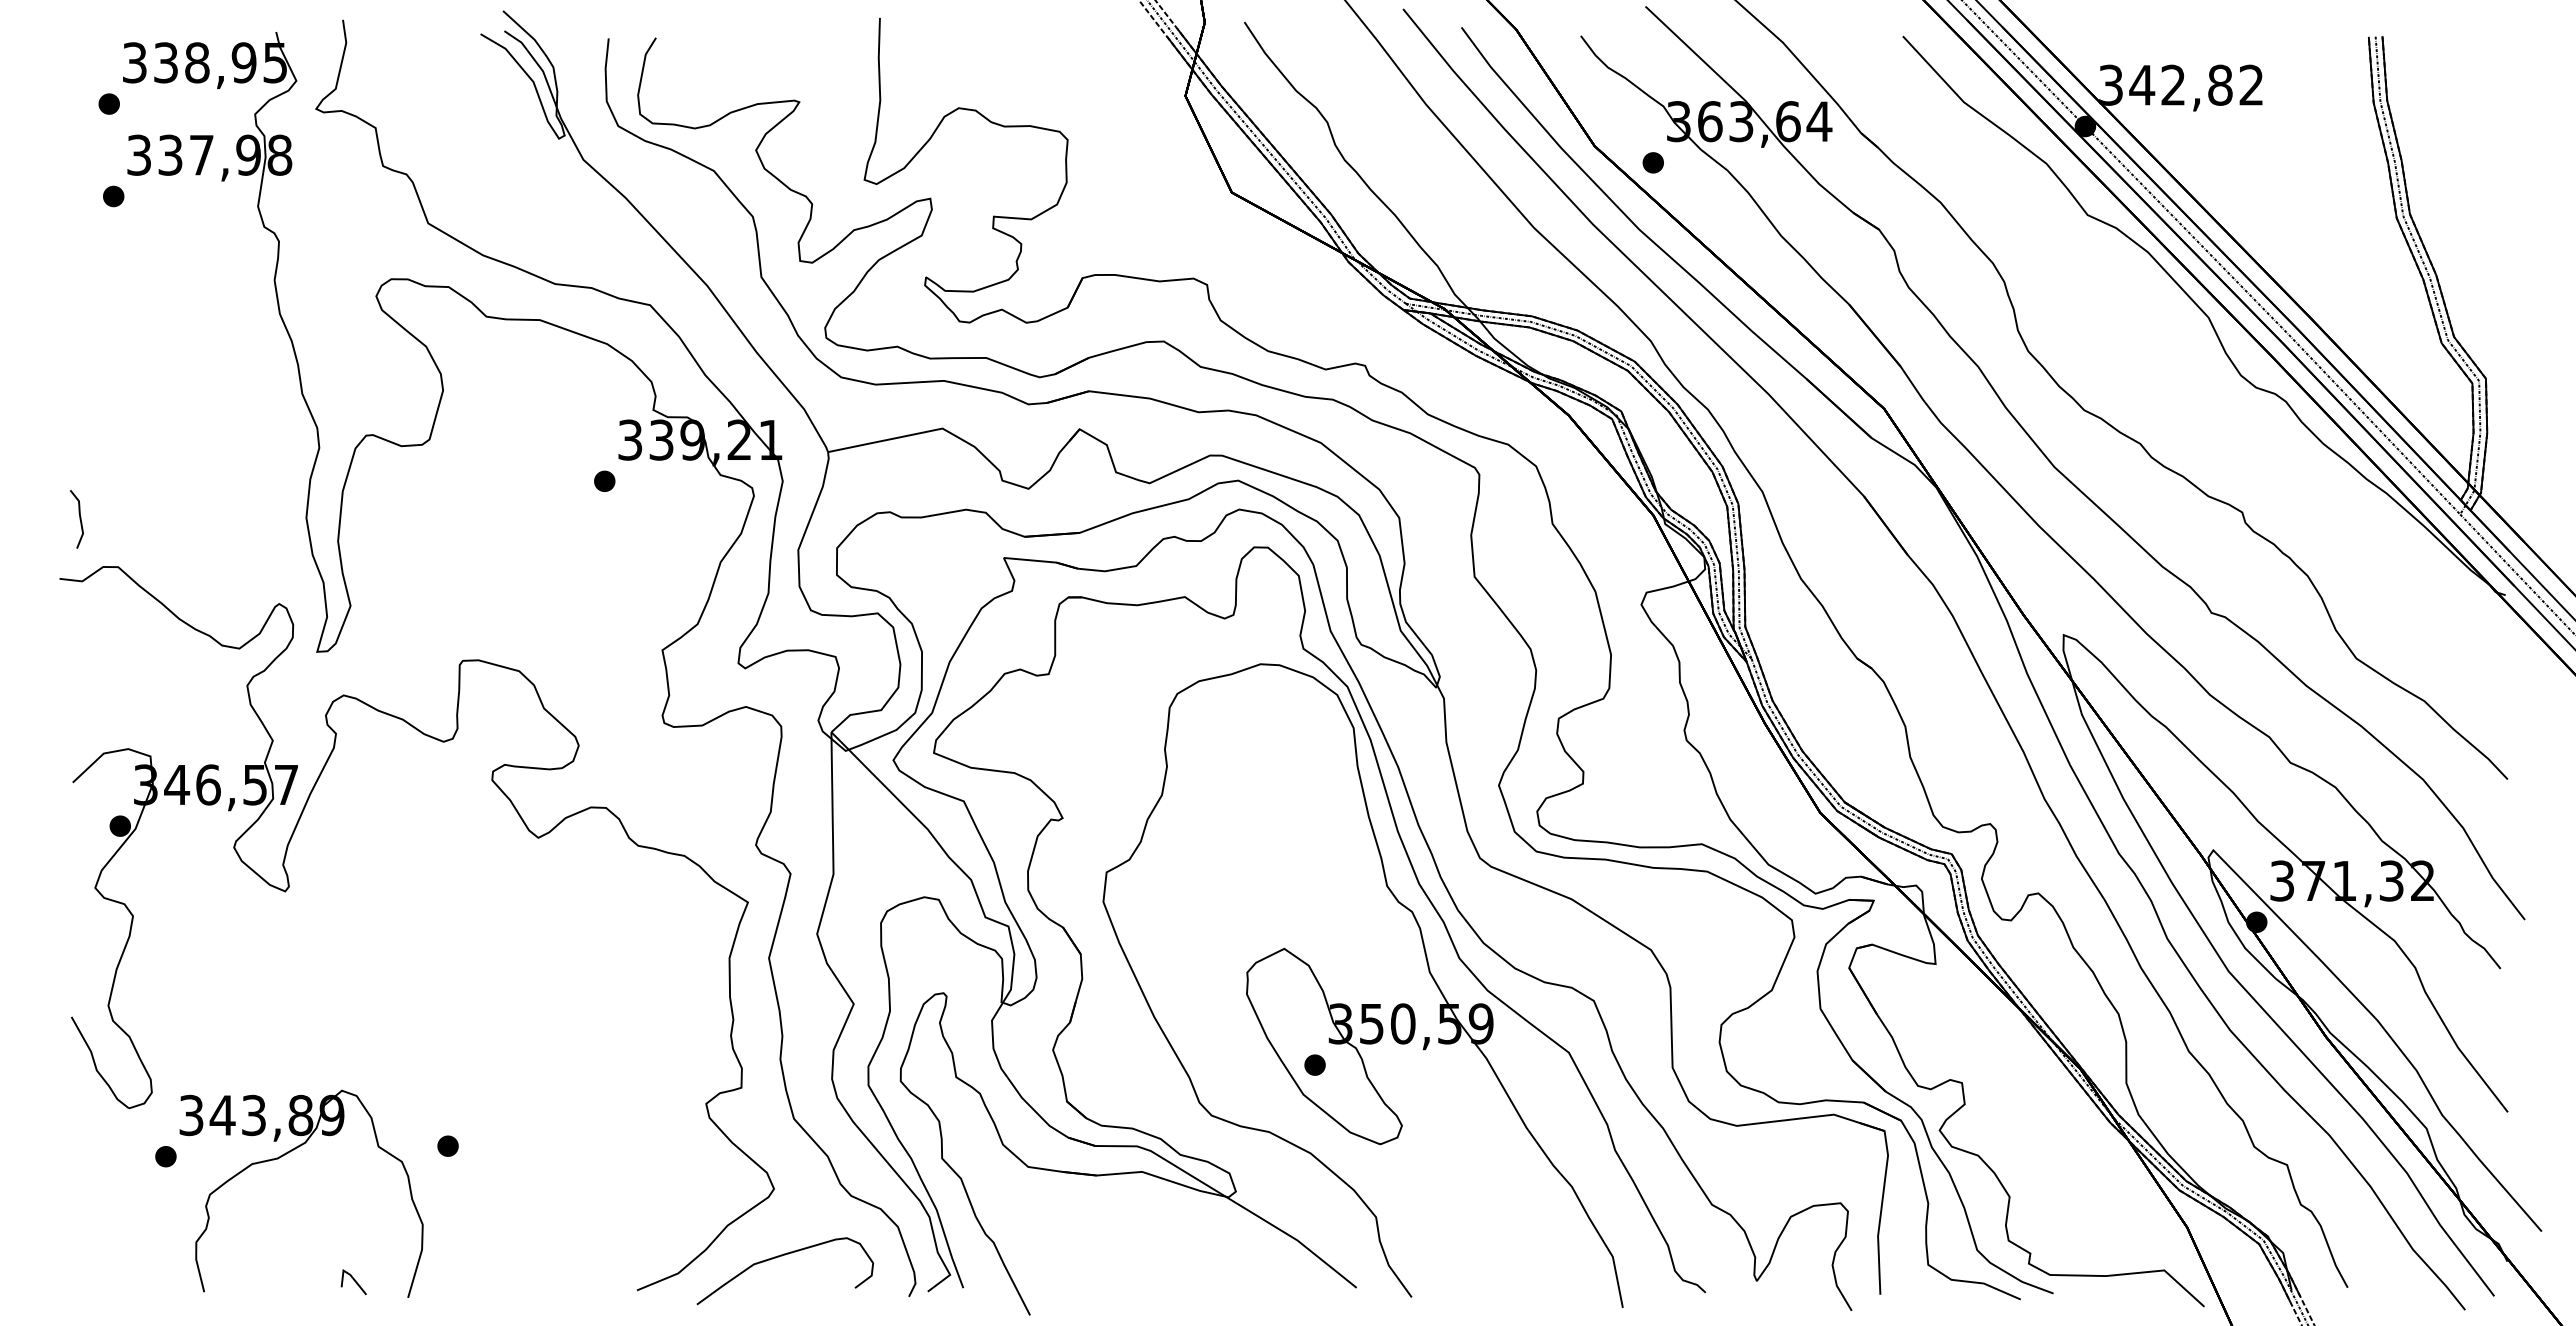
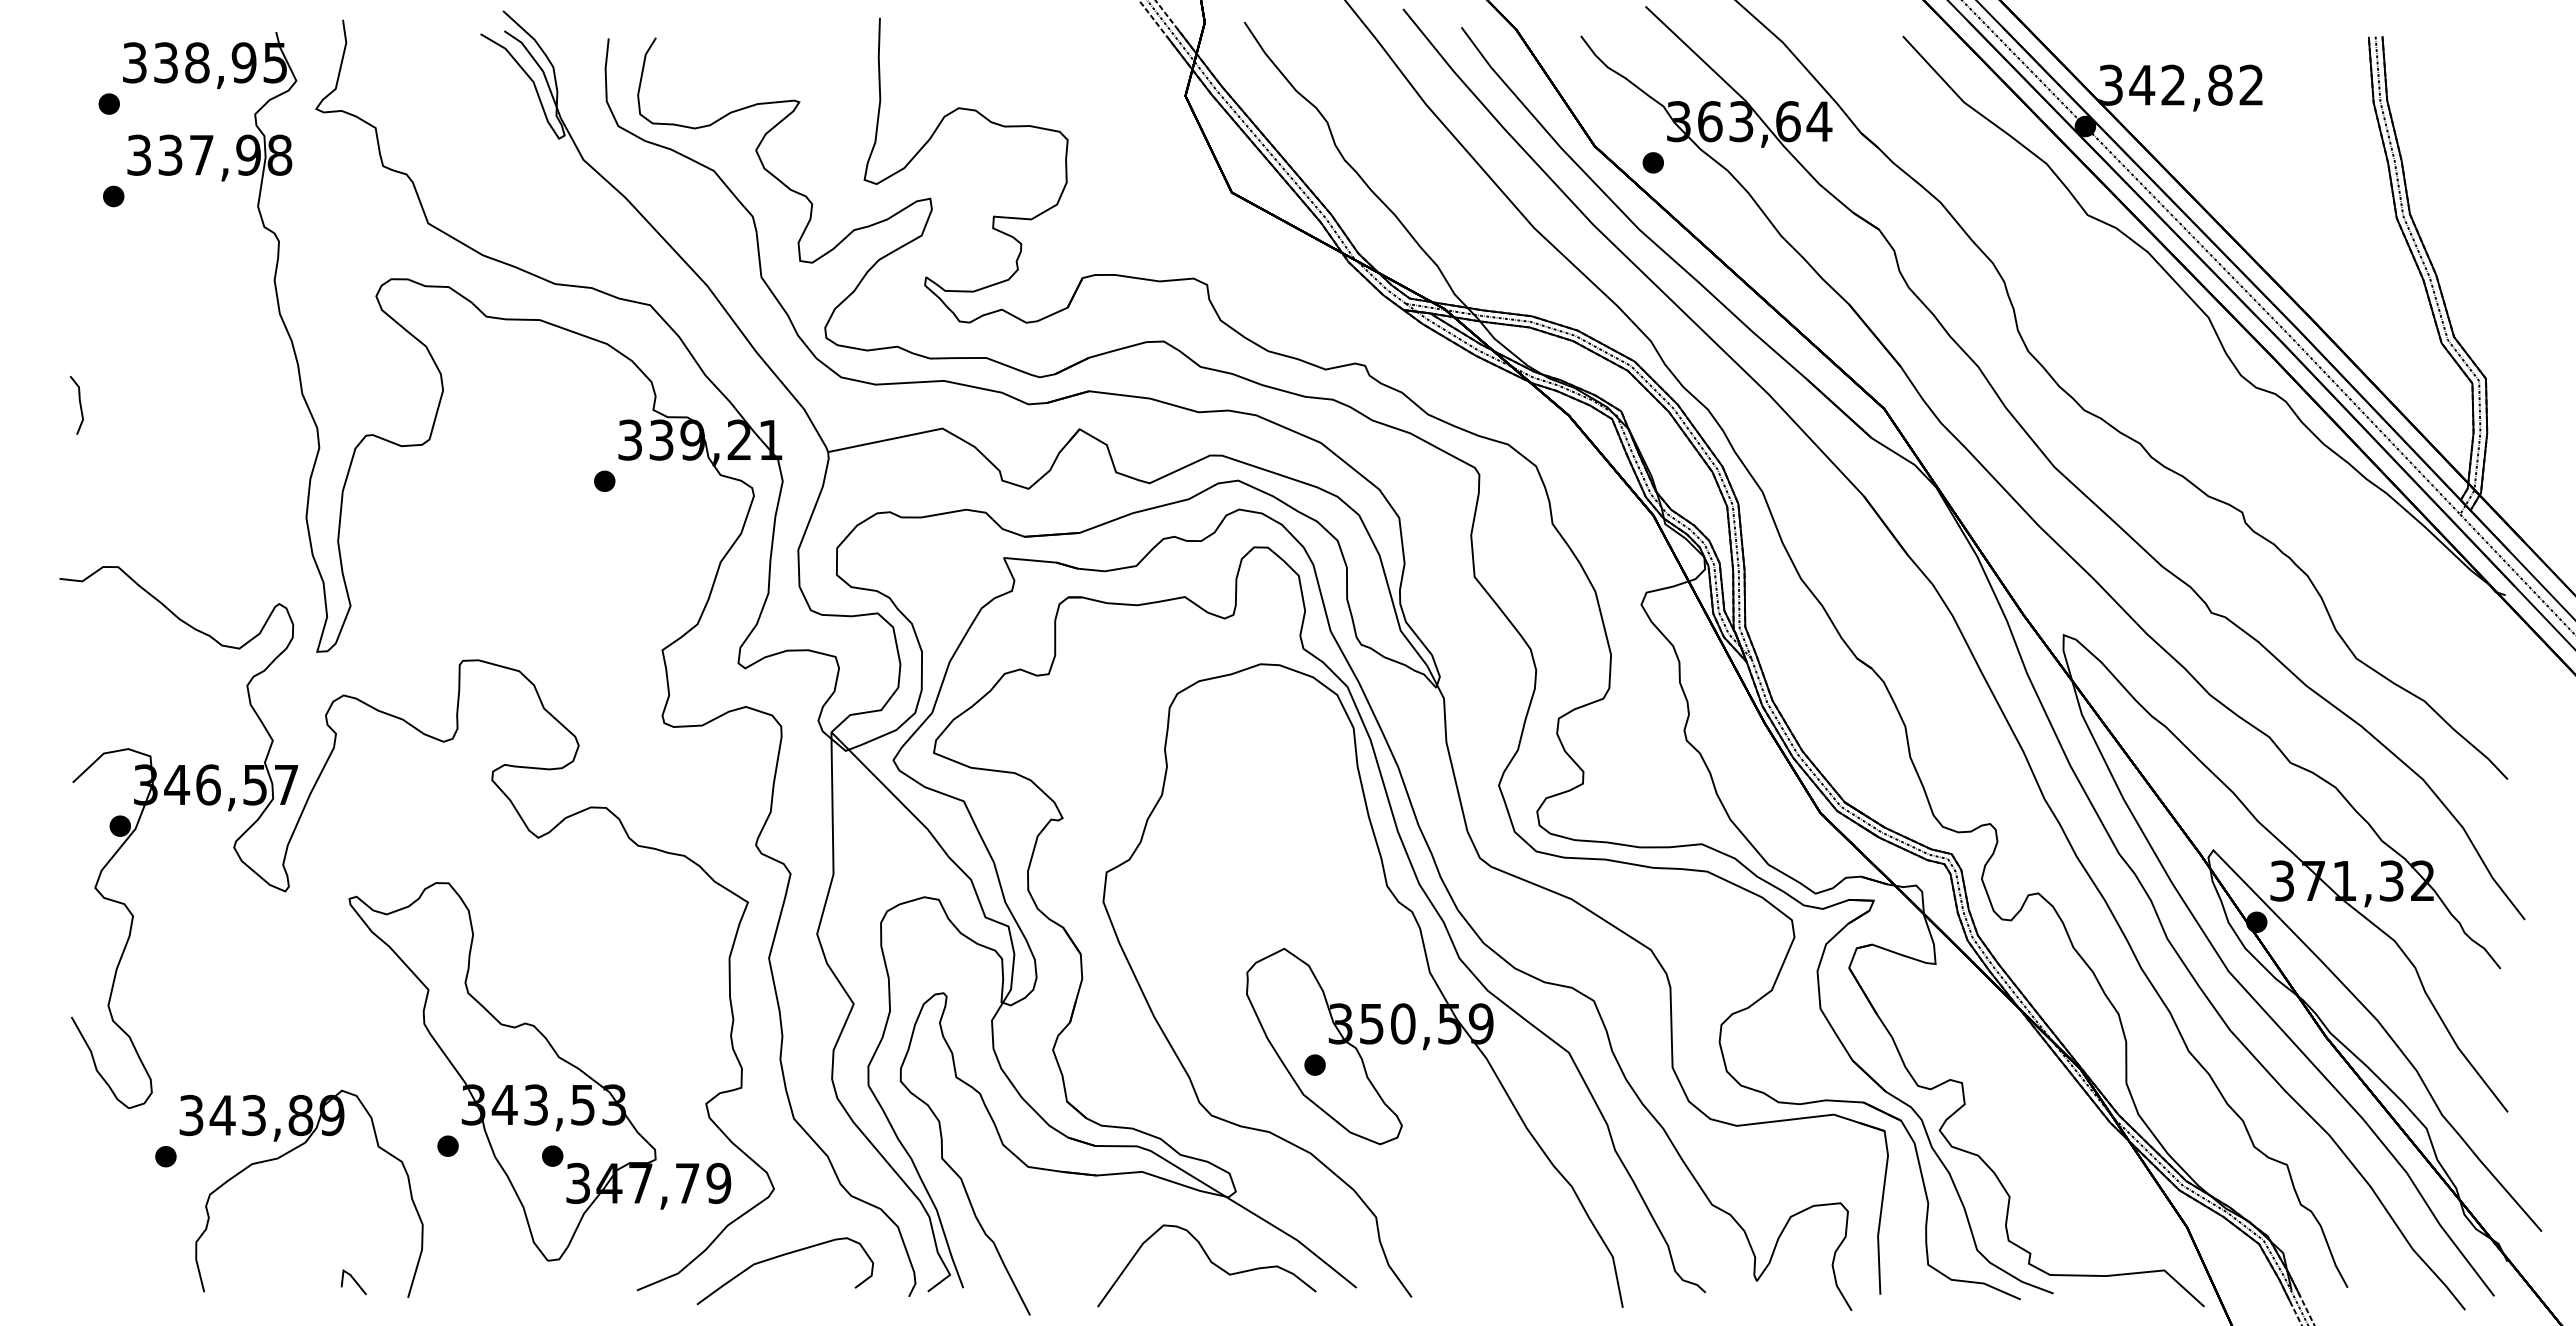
line position: (79, 519) -> (79, 405) (79, 405)
part: none -> present (539, 1071)
curve: none -> present (1209, 1261)
